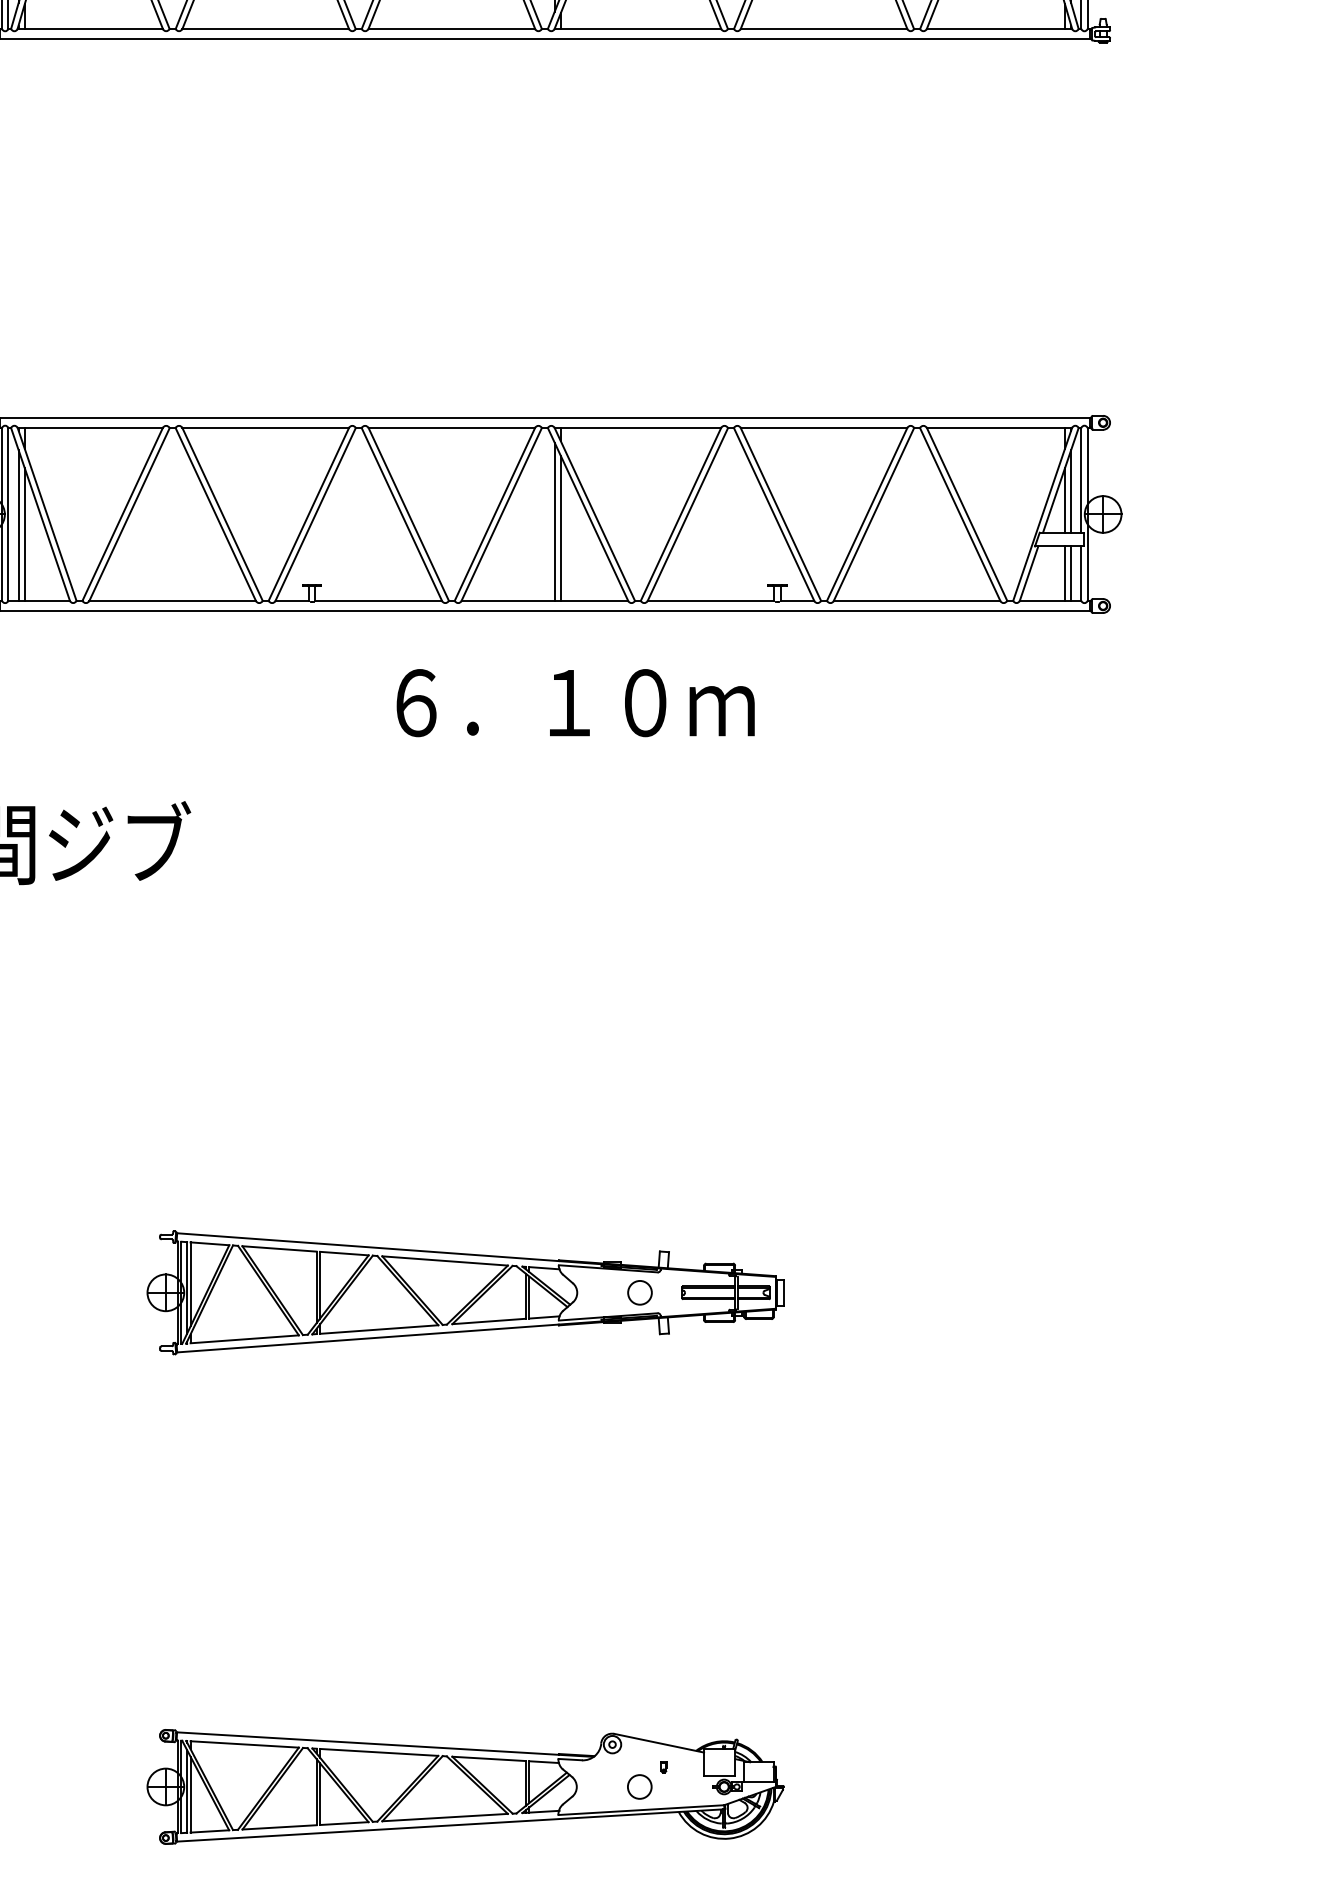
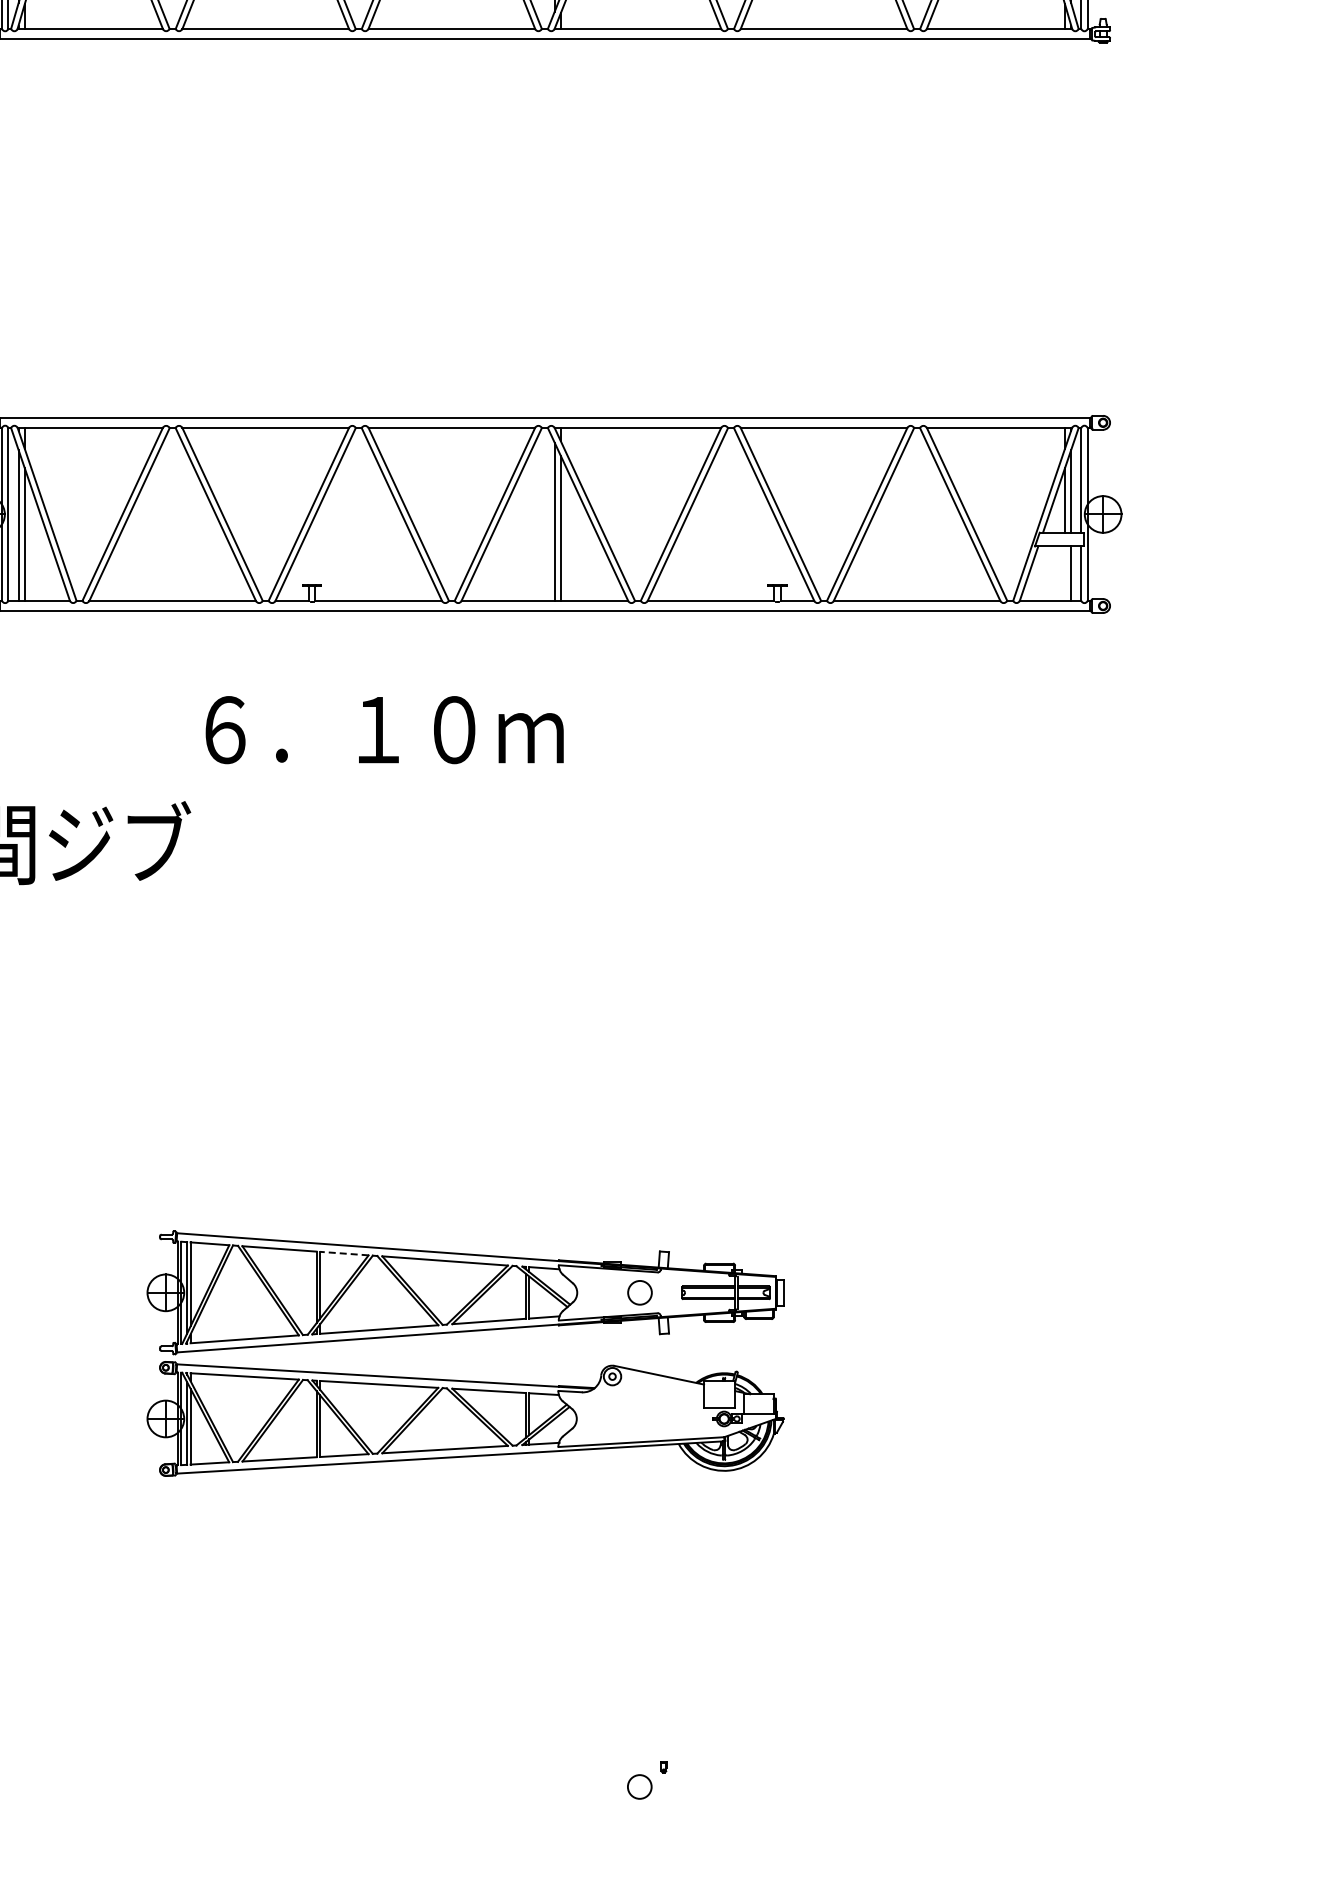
line: present -> none (1064, 573)
text position: (575, 703) -> (384, 730) (384, 730)
line: solid -> dashed (343, 1253)
part position: (465, 1786) -> (465, 1418) (465, 1418)
